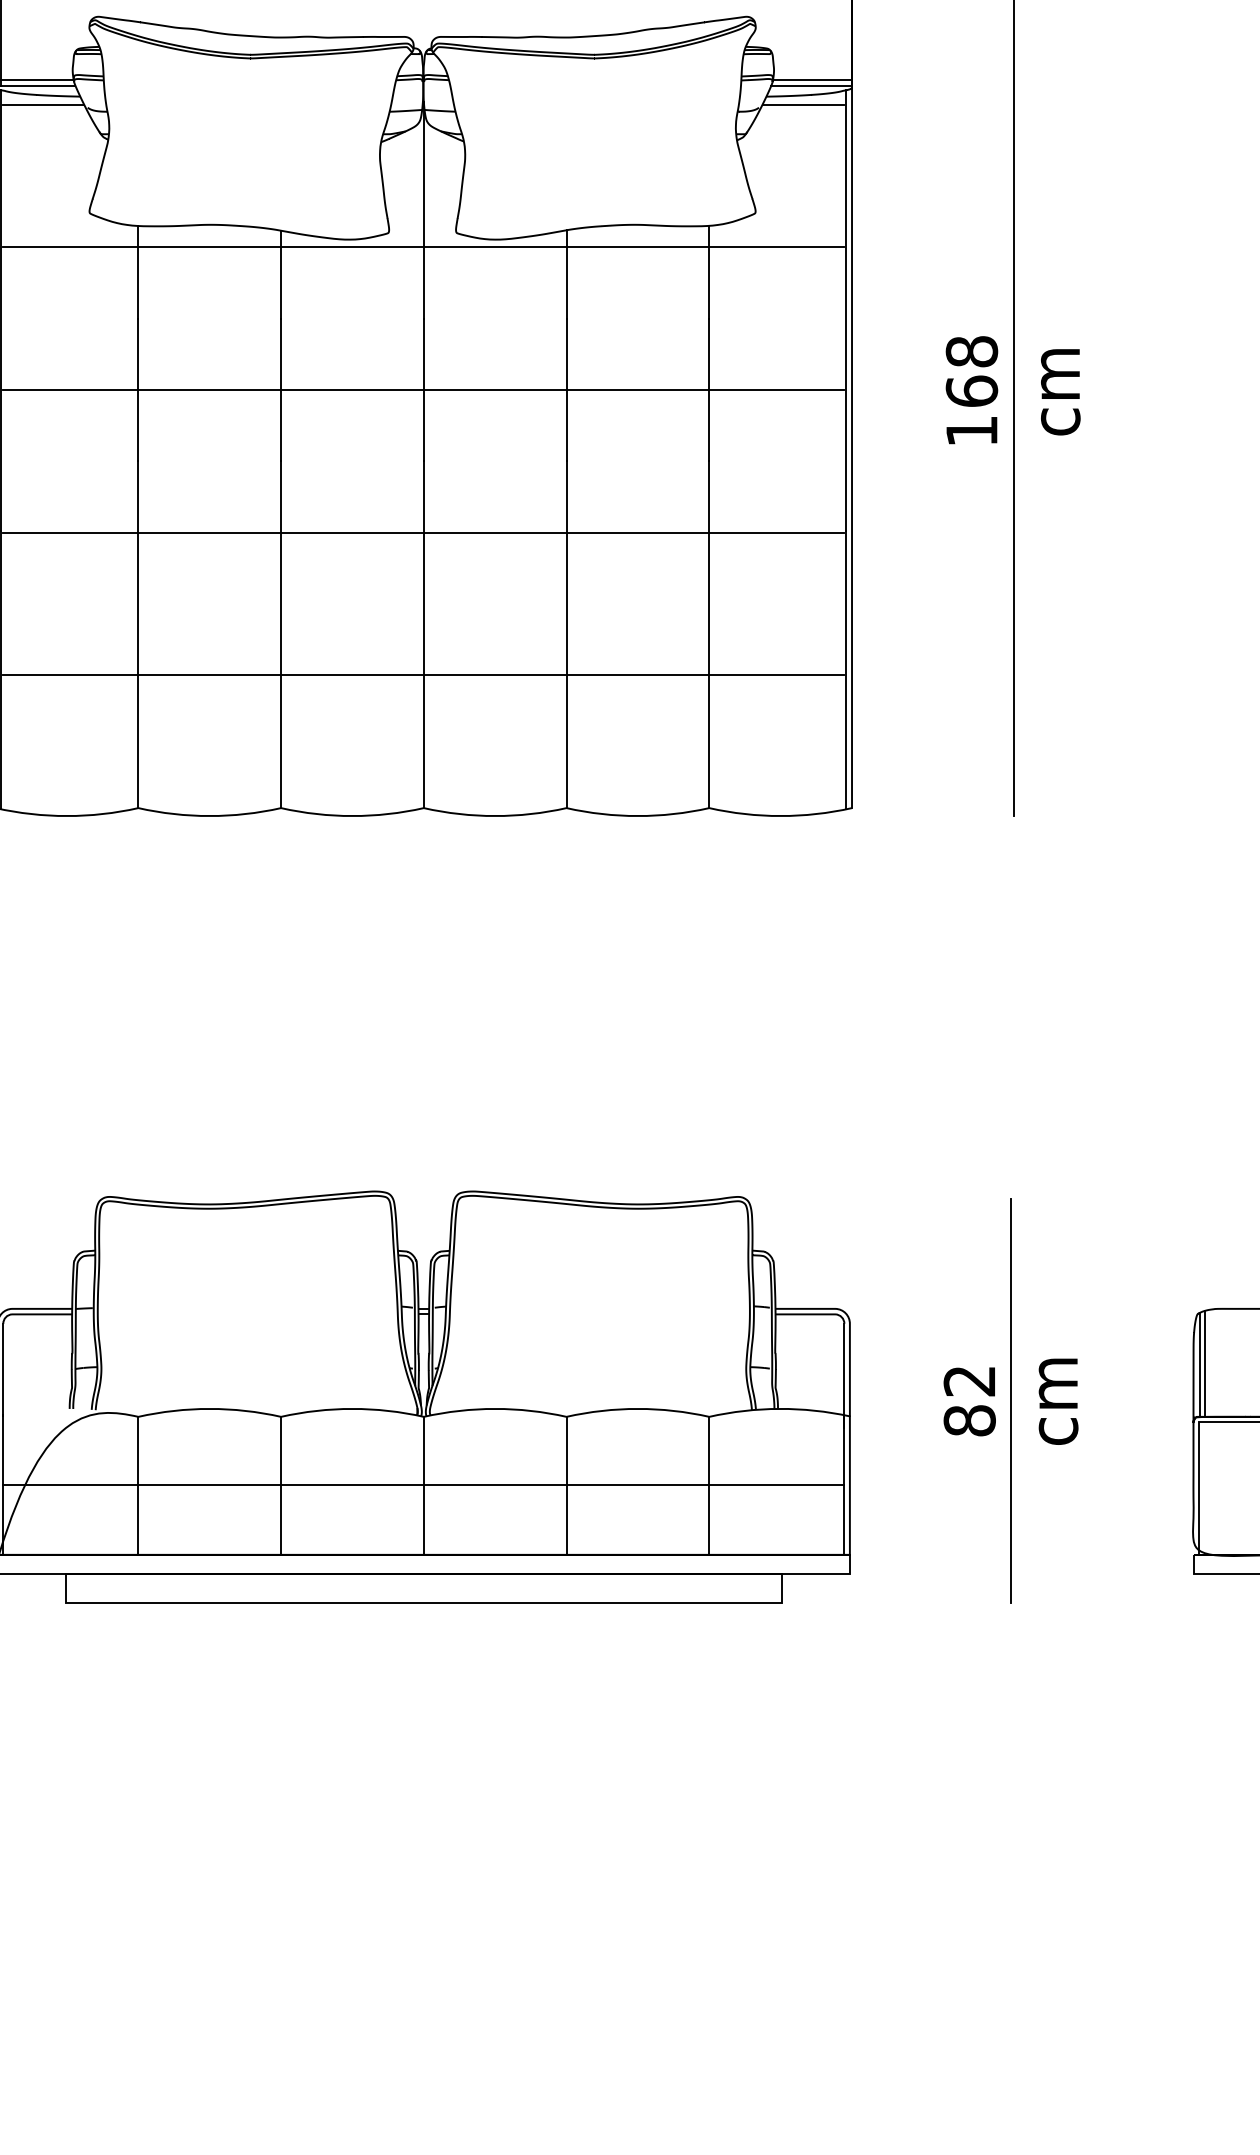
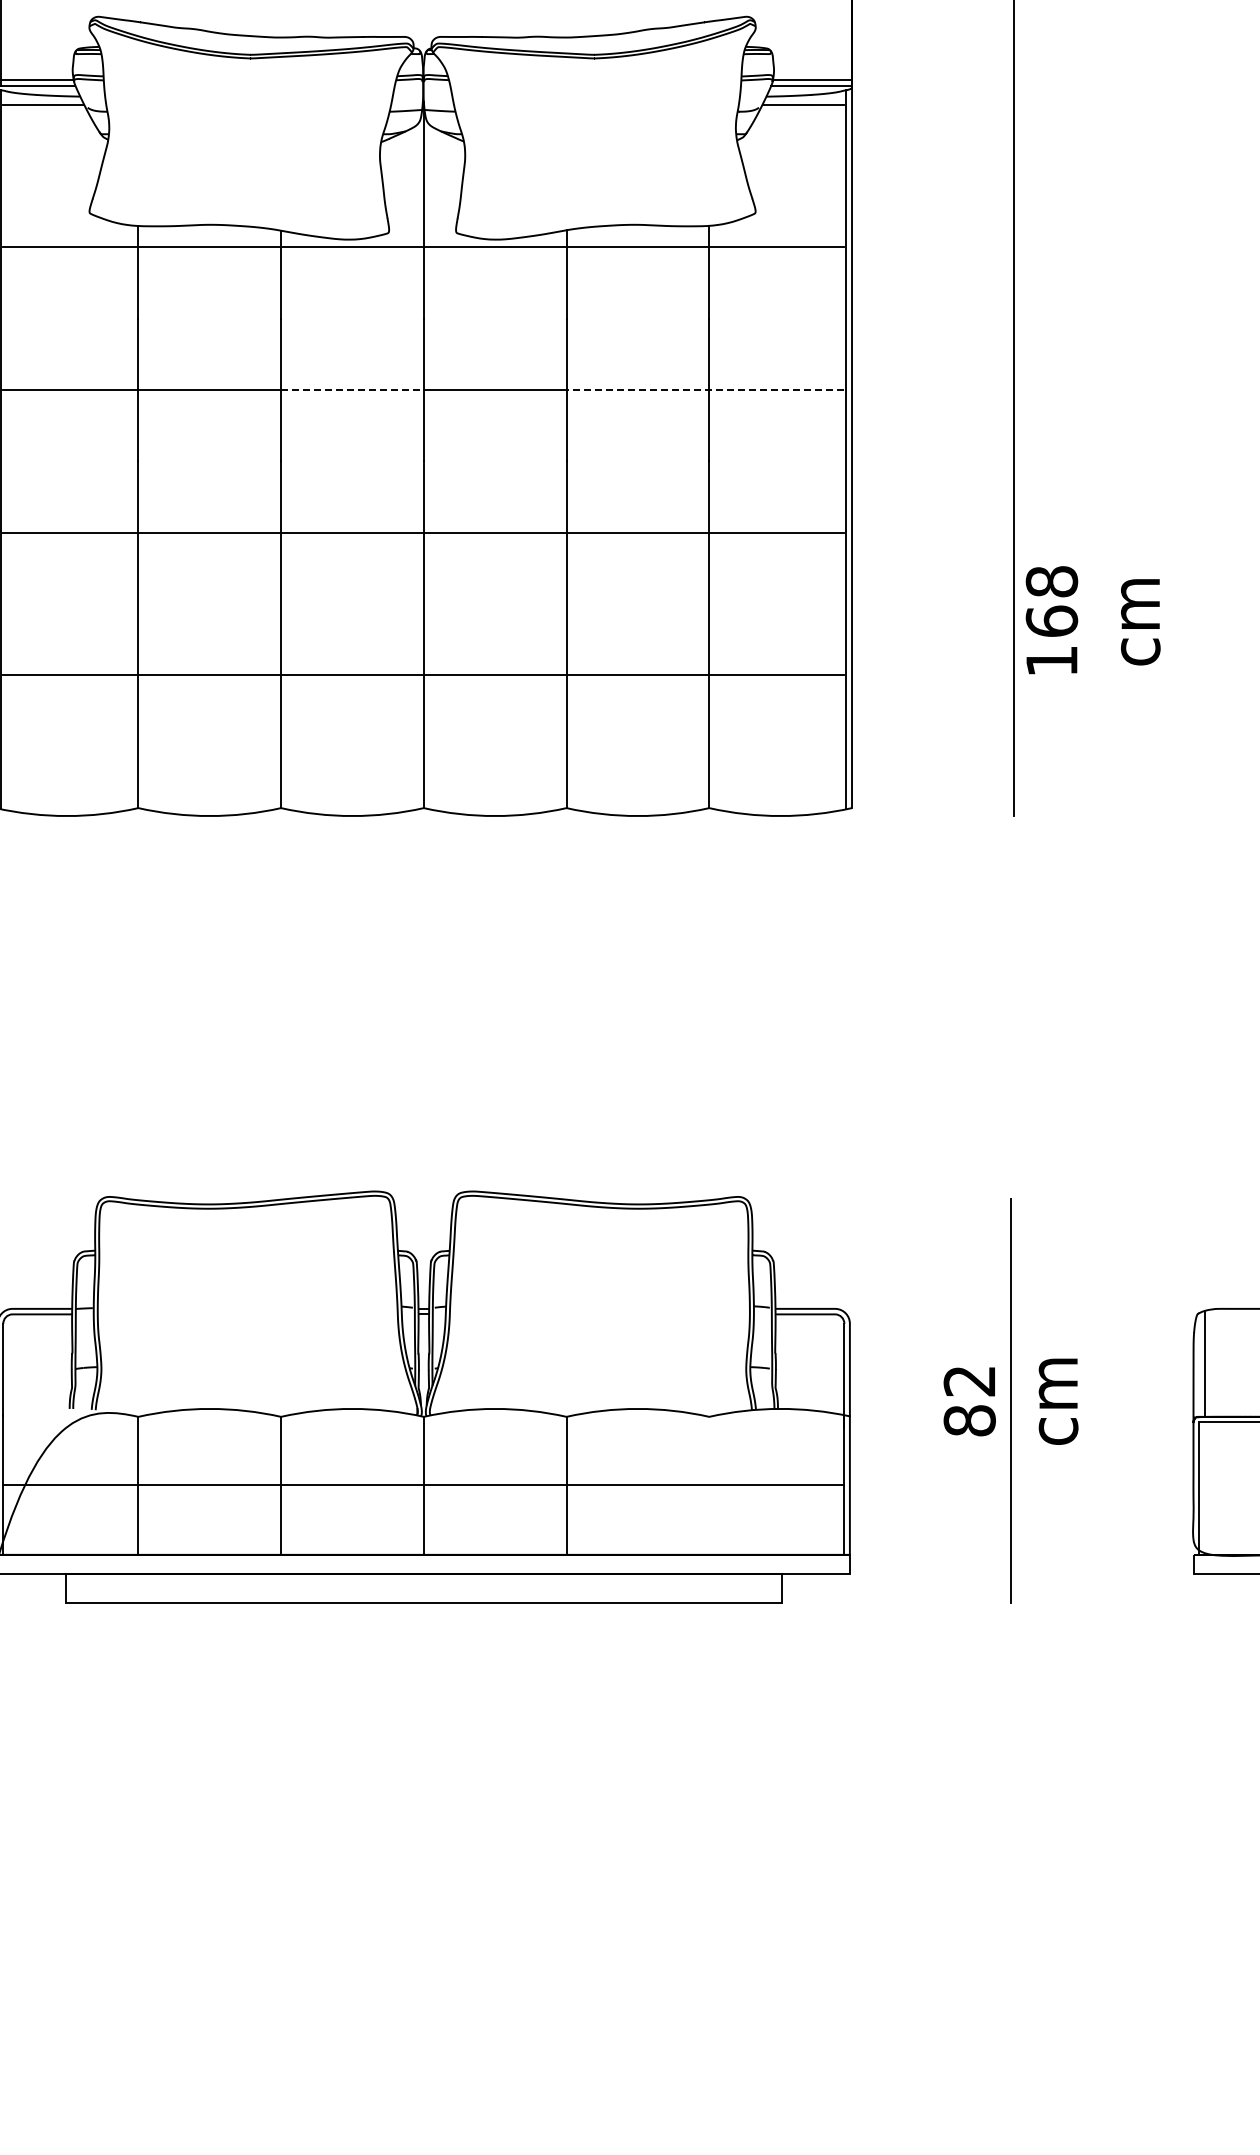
line: solid -> dashed (705, 389)
line: solid -> dashed (352, 390)
text position: (1012, 390) -> (1092, 620) (1092, 620)
line: present -> none (1199, 1364)
line: present -> none (709, 1485)
